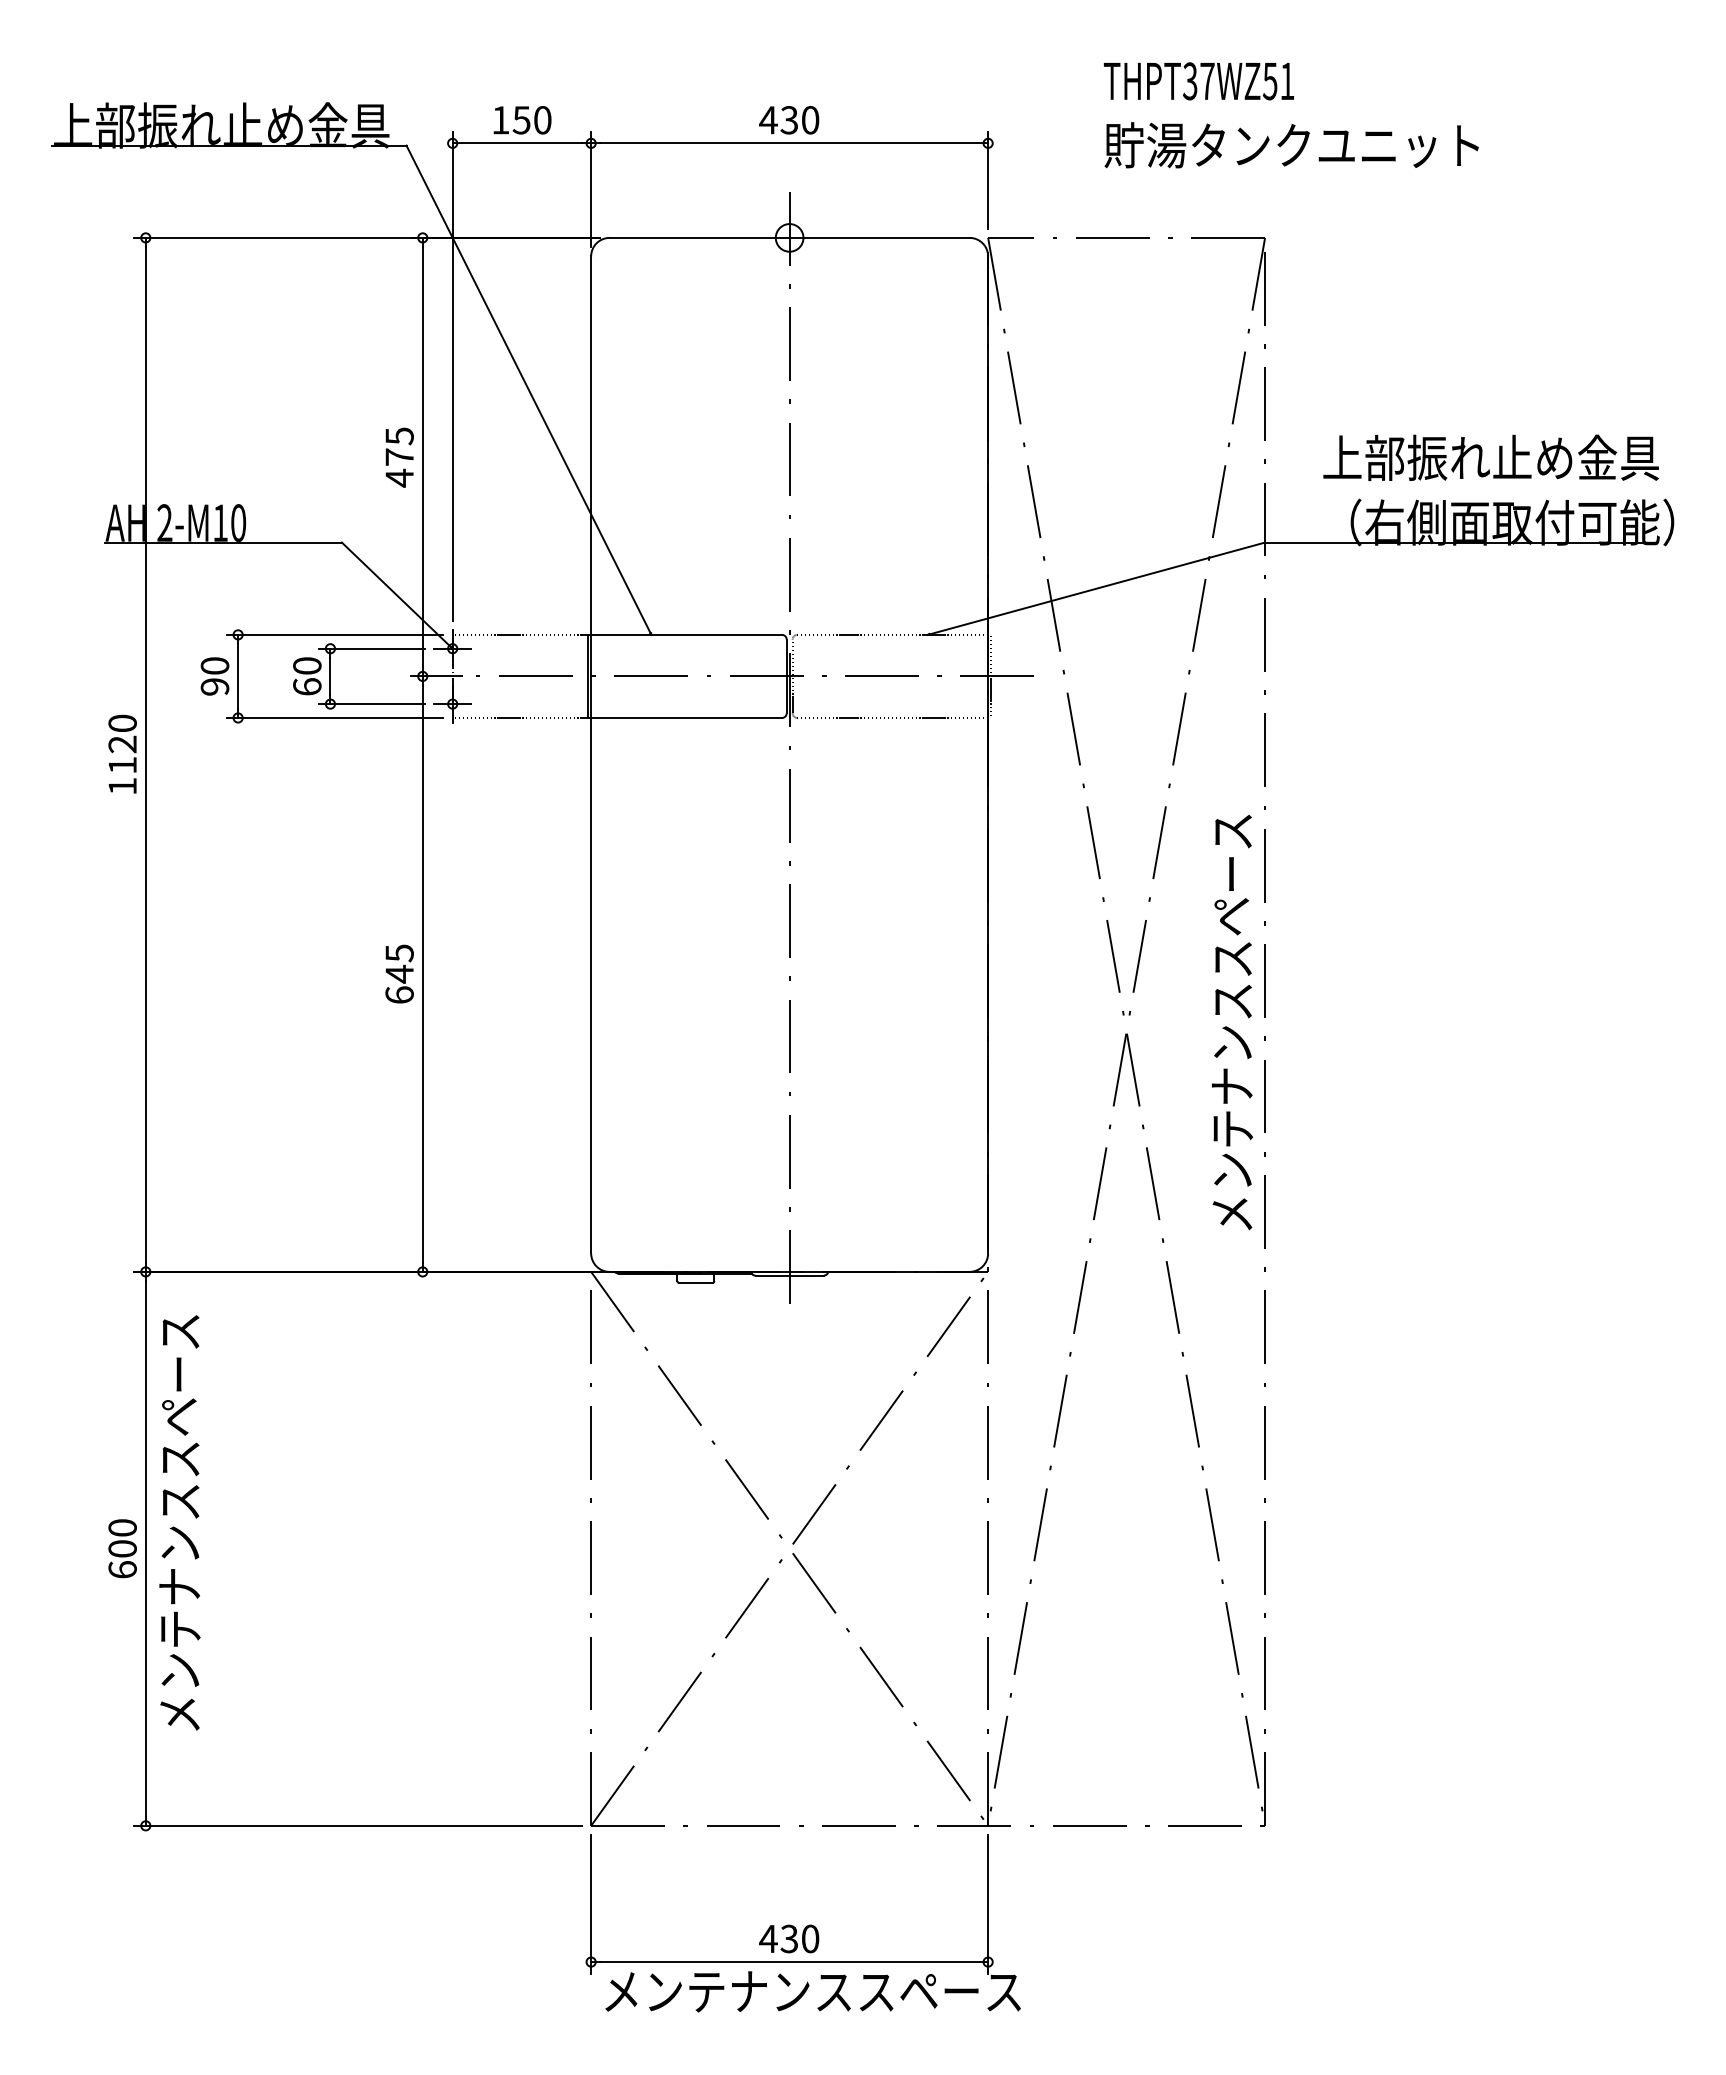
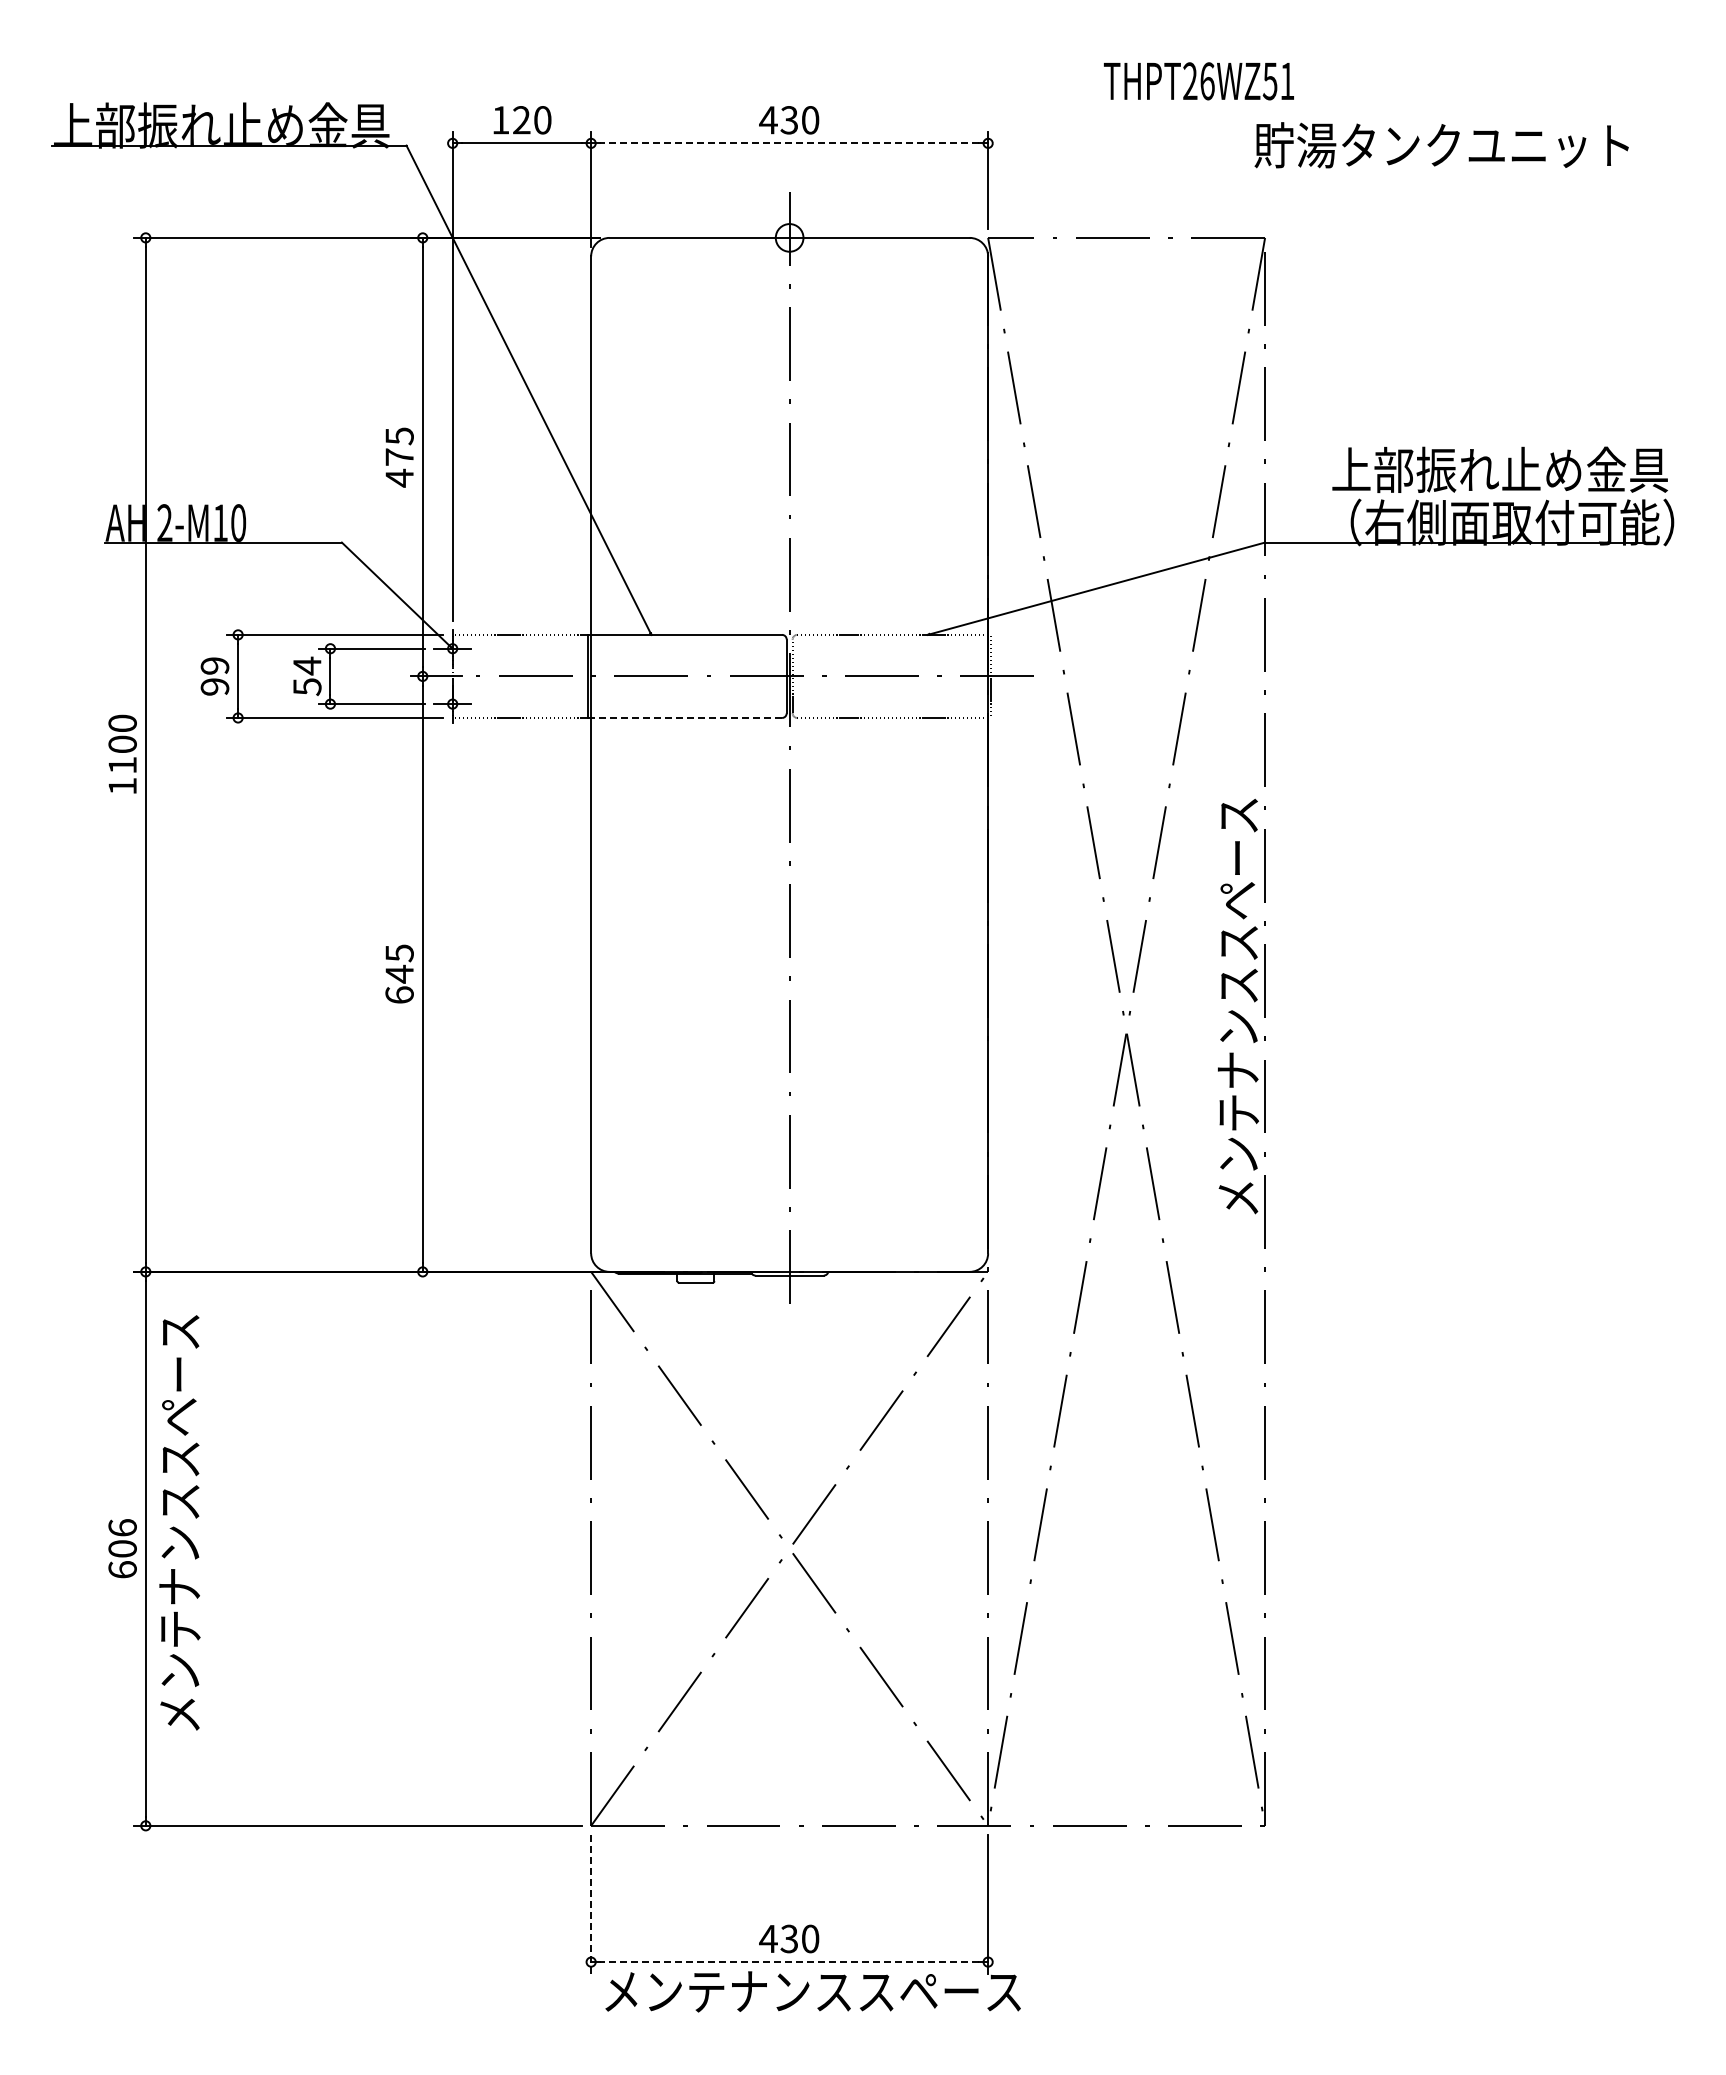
text: THPT37WZ51 -> THPT26WZ51 (1198, 81)
text: 150 -> 120 (521, 120)
line: solid -> dashed (789, 143)
text position: (1291, 145) -> (1441, 145) (1441, 145)
text position: (1490, 457) -> (1499, 469) (1499, 469)
text: 90 -> 99 (214, 665)
text: 60 -> 54 (307, 675)
line: solid -> dashed (685, 717)
text: 1120 -> 1100 (122, 744)
text position: (1232, 1022) -> (1238, 1006) (1238, 1006)
text: 600 -> 606 (122, 1527)
line: solid -> dashed (591, 1904)
line: solid -> dashed (789, 1962)
